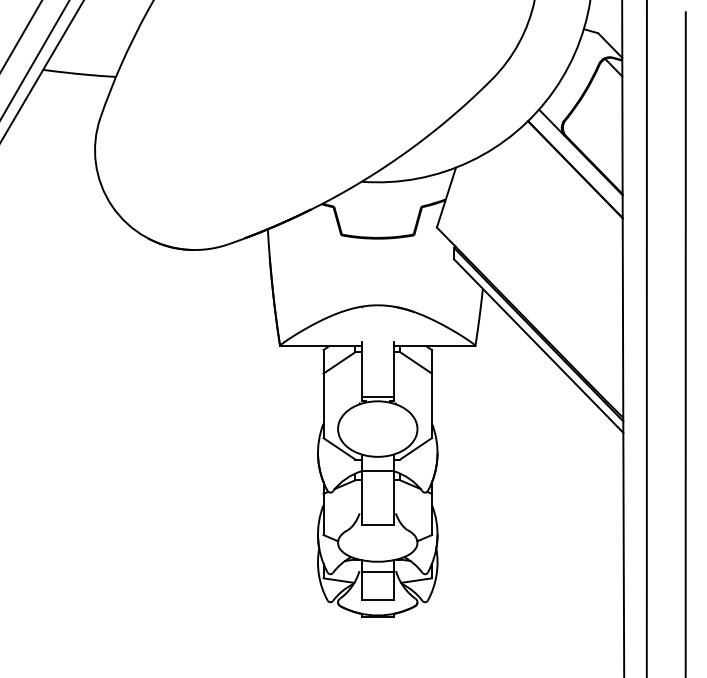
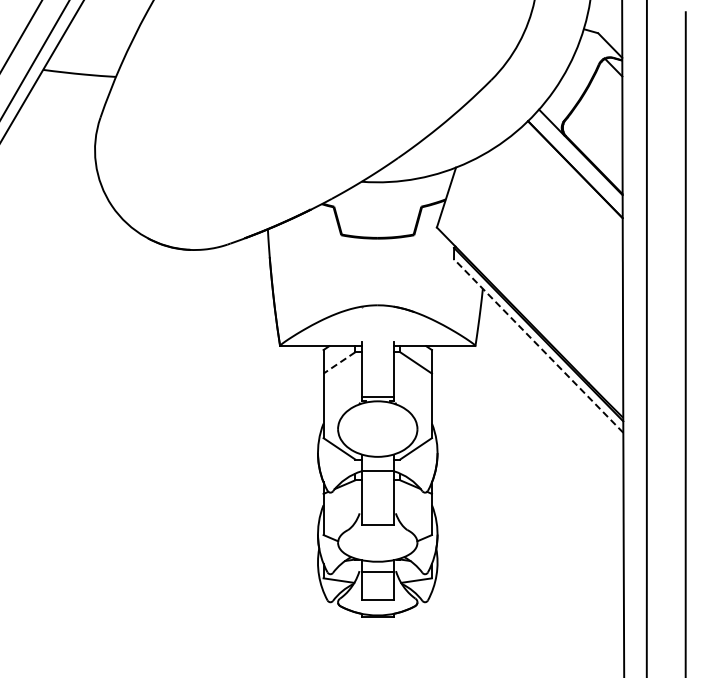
line: solid -> dashed (538, 345)
line: solid -> dashed (339, 363)
